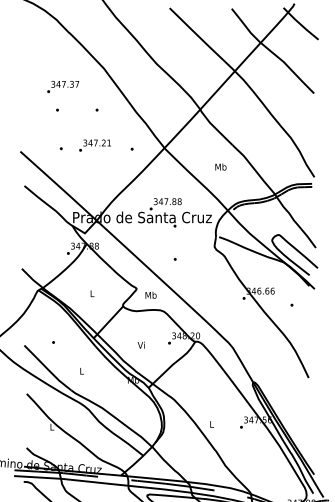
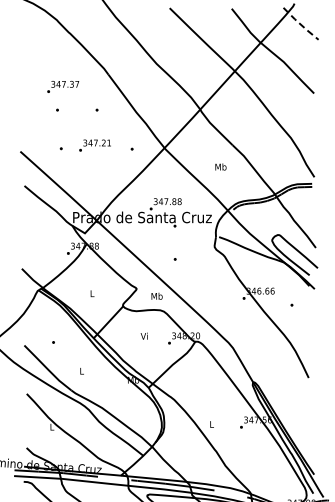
line: solid -> dashed (300, 24)
text position: (150, 294) -> (156, 295) (156, 295)
text position: (140, 344) -> (143, 335) (143, 335)
